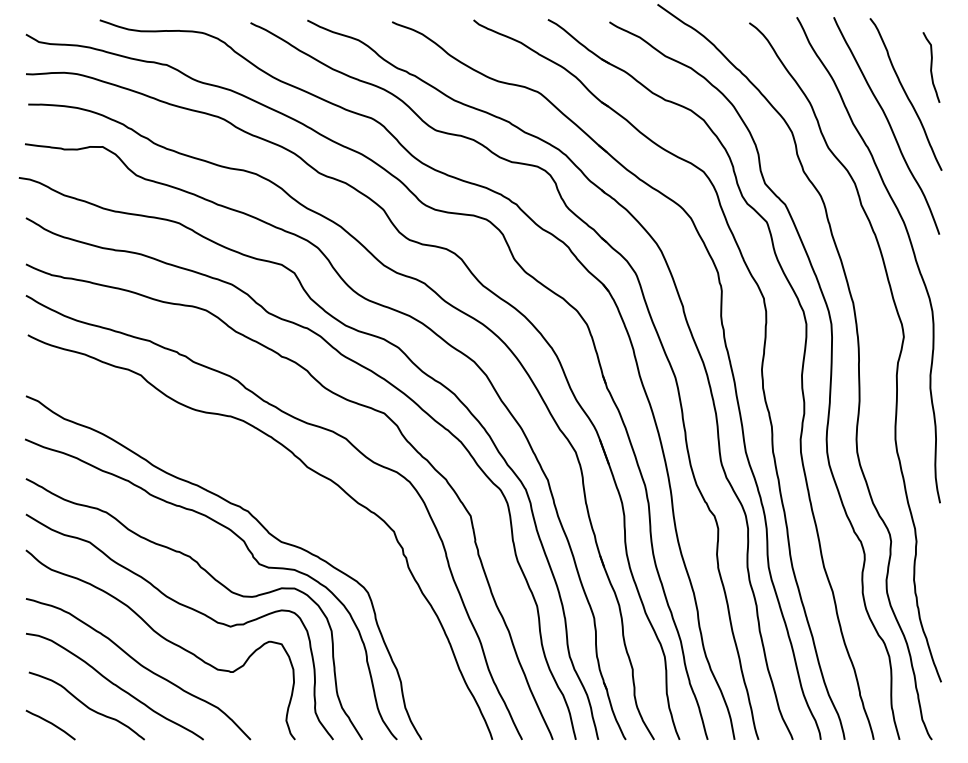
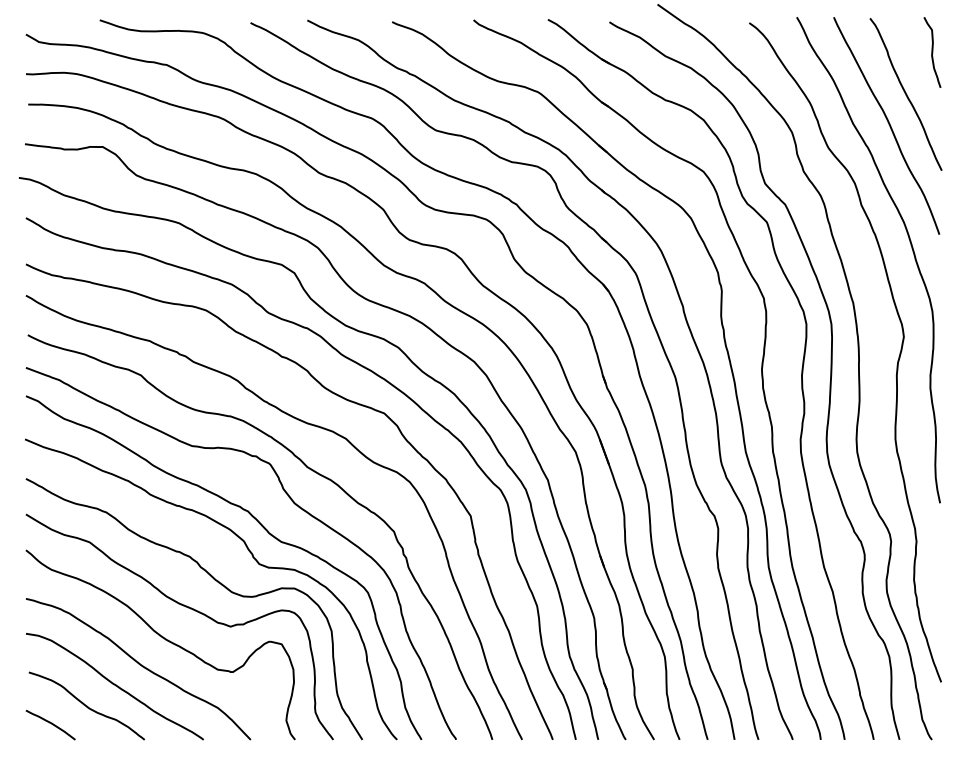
curve position: (931, 67) -> (932, 52) (932, 52)
curve: none -> present (291, 501)
